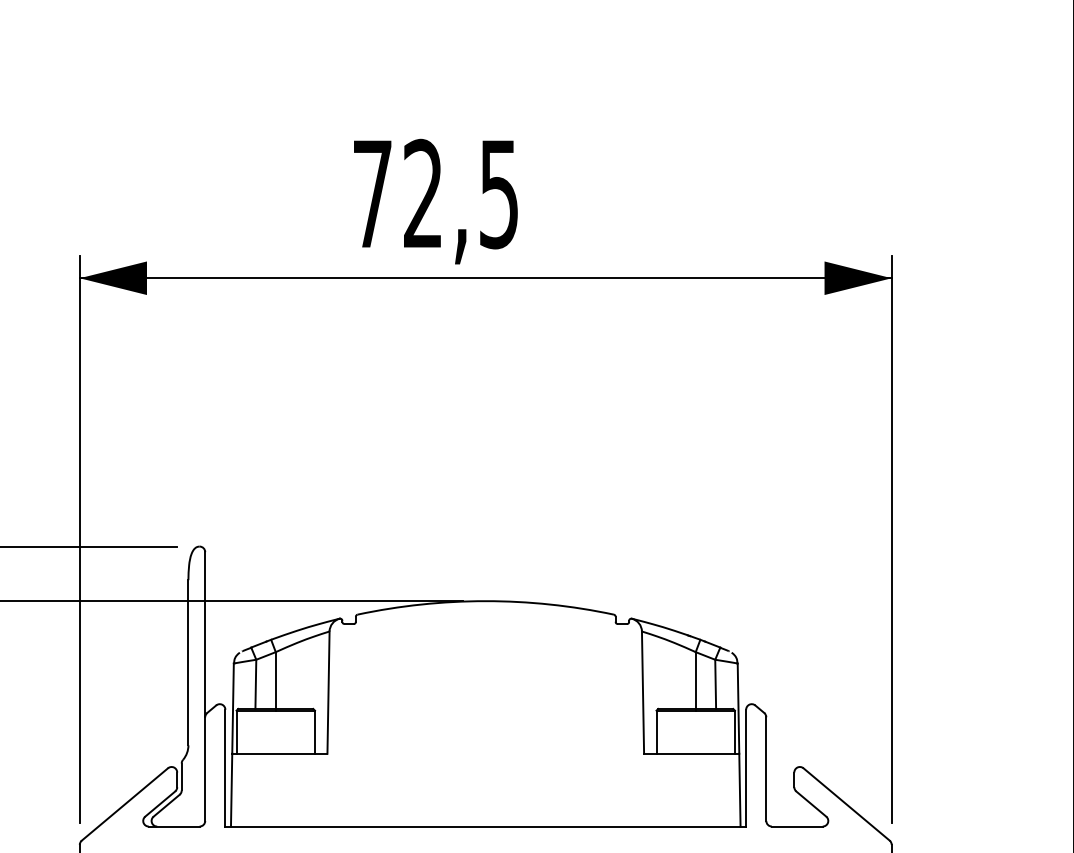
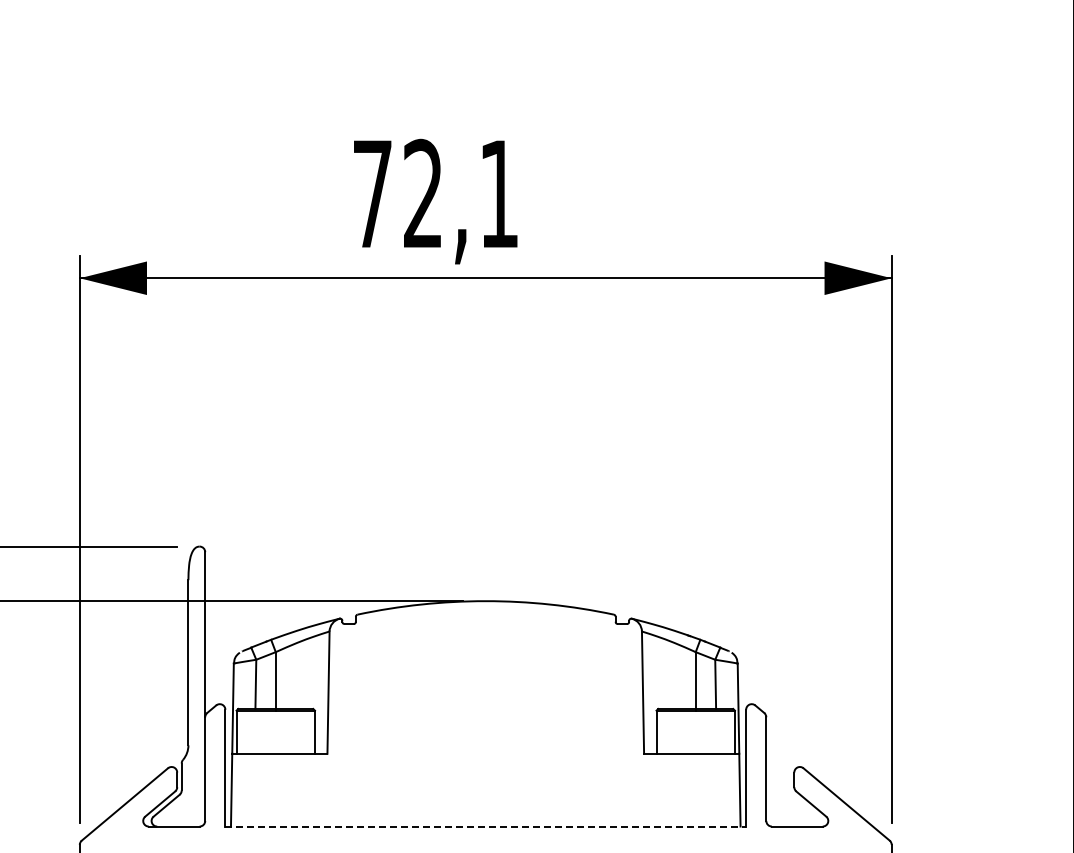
text: 72,5 -> 72,1 (498, 194)
line: solid -> dashed (486, 826)
